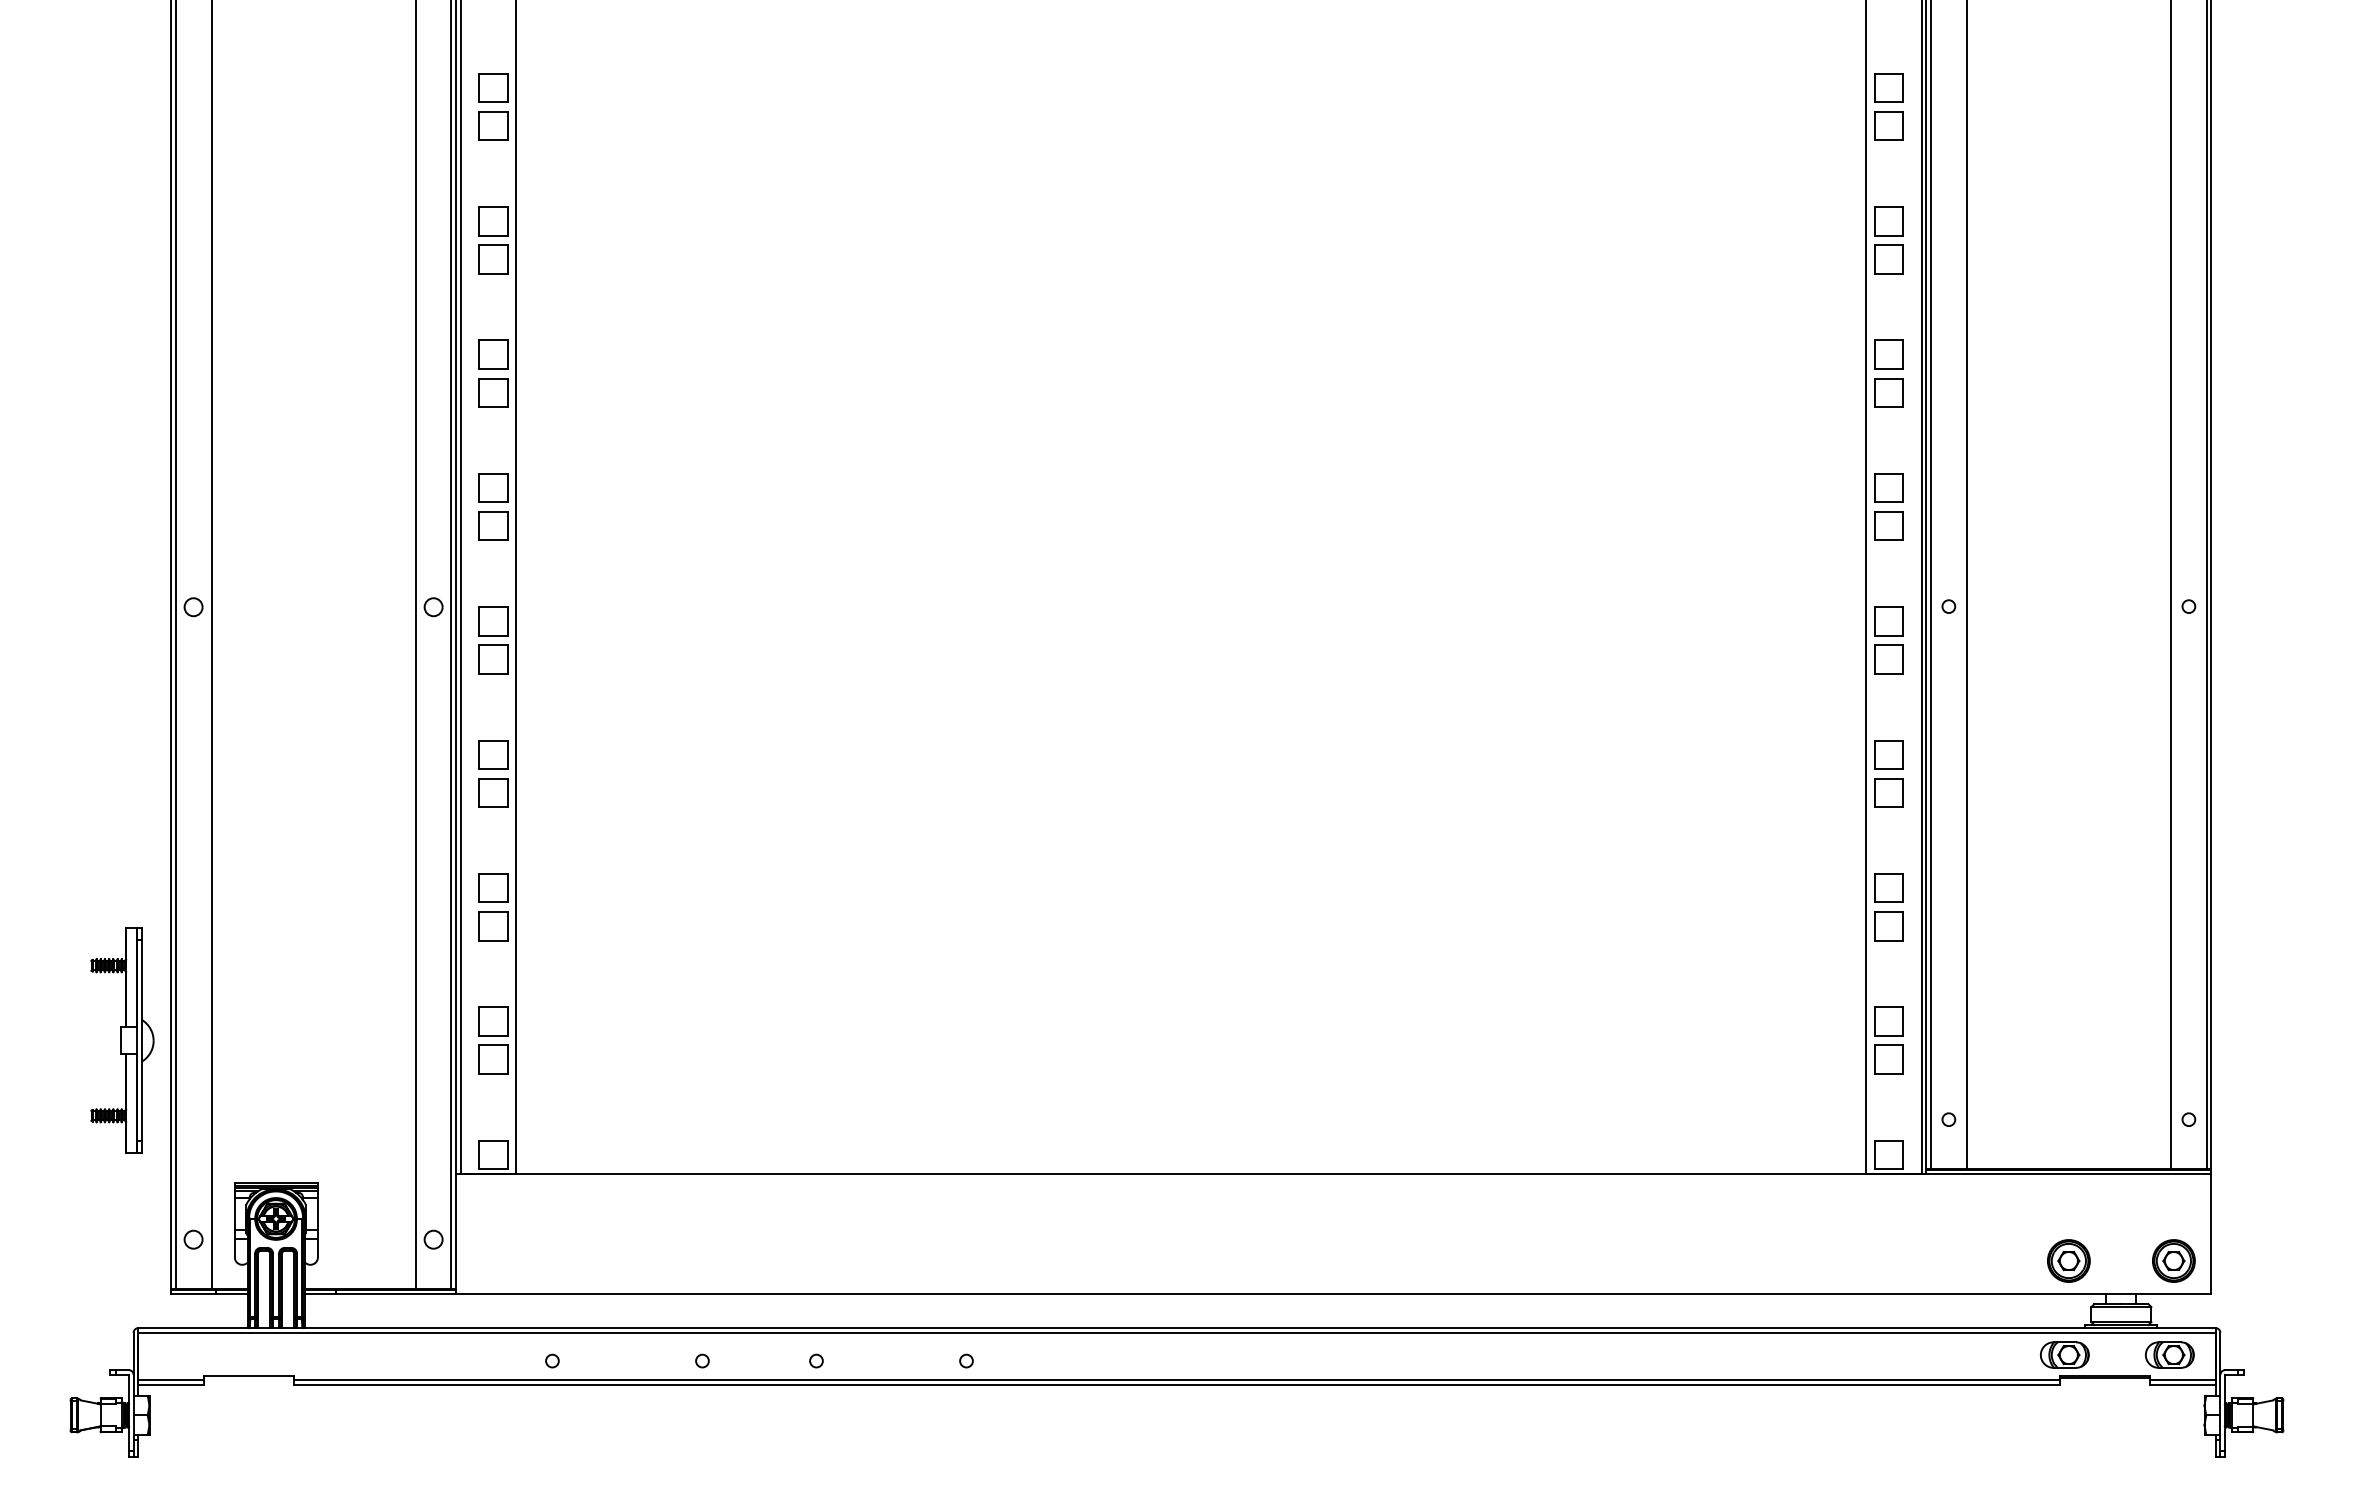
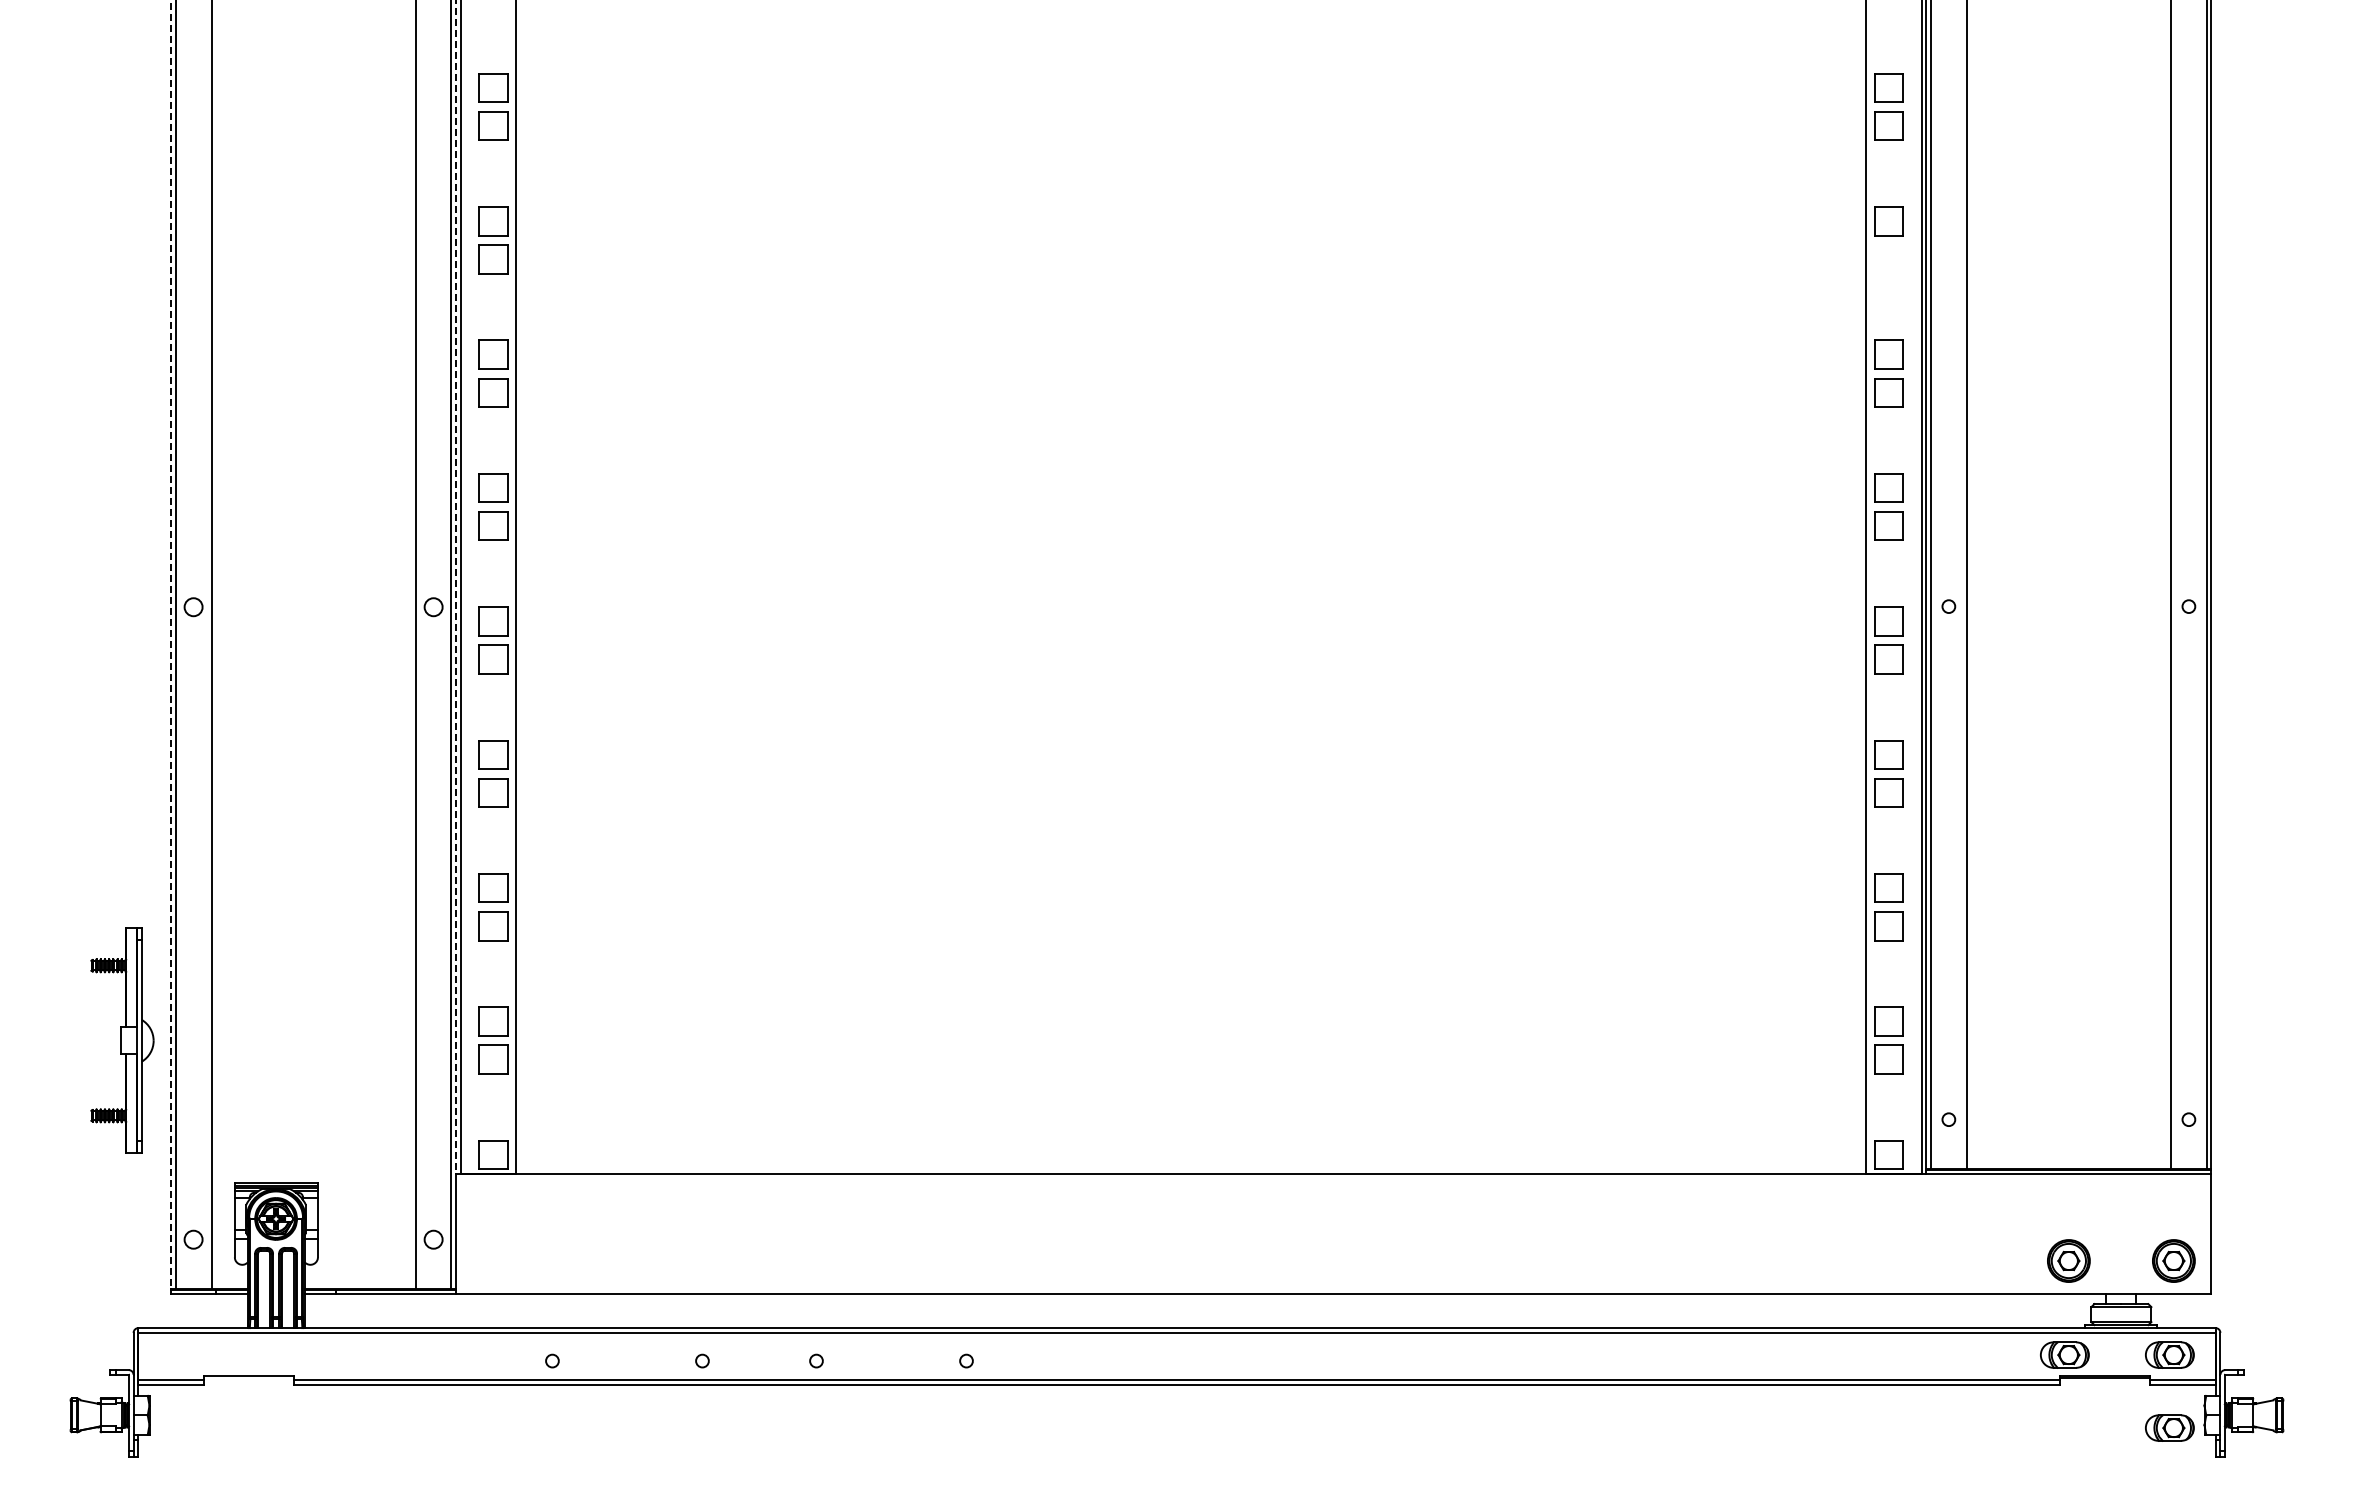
part: present -> none (1888, 259)
line: solid -> dashed (456, 587)
line: solid -> dashed (171, 645)
part: none -> present (2169, 1427)
